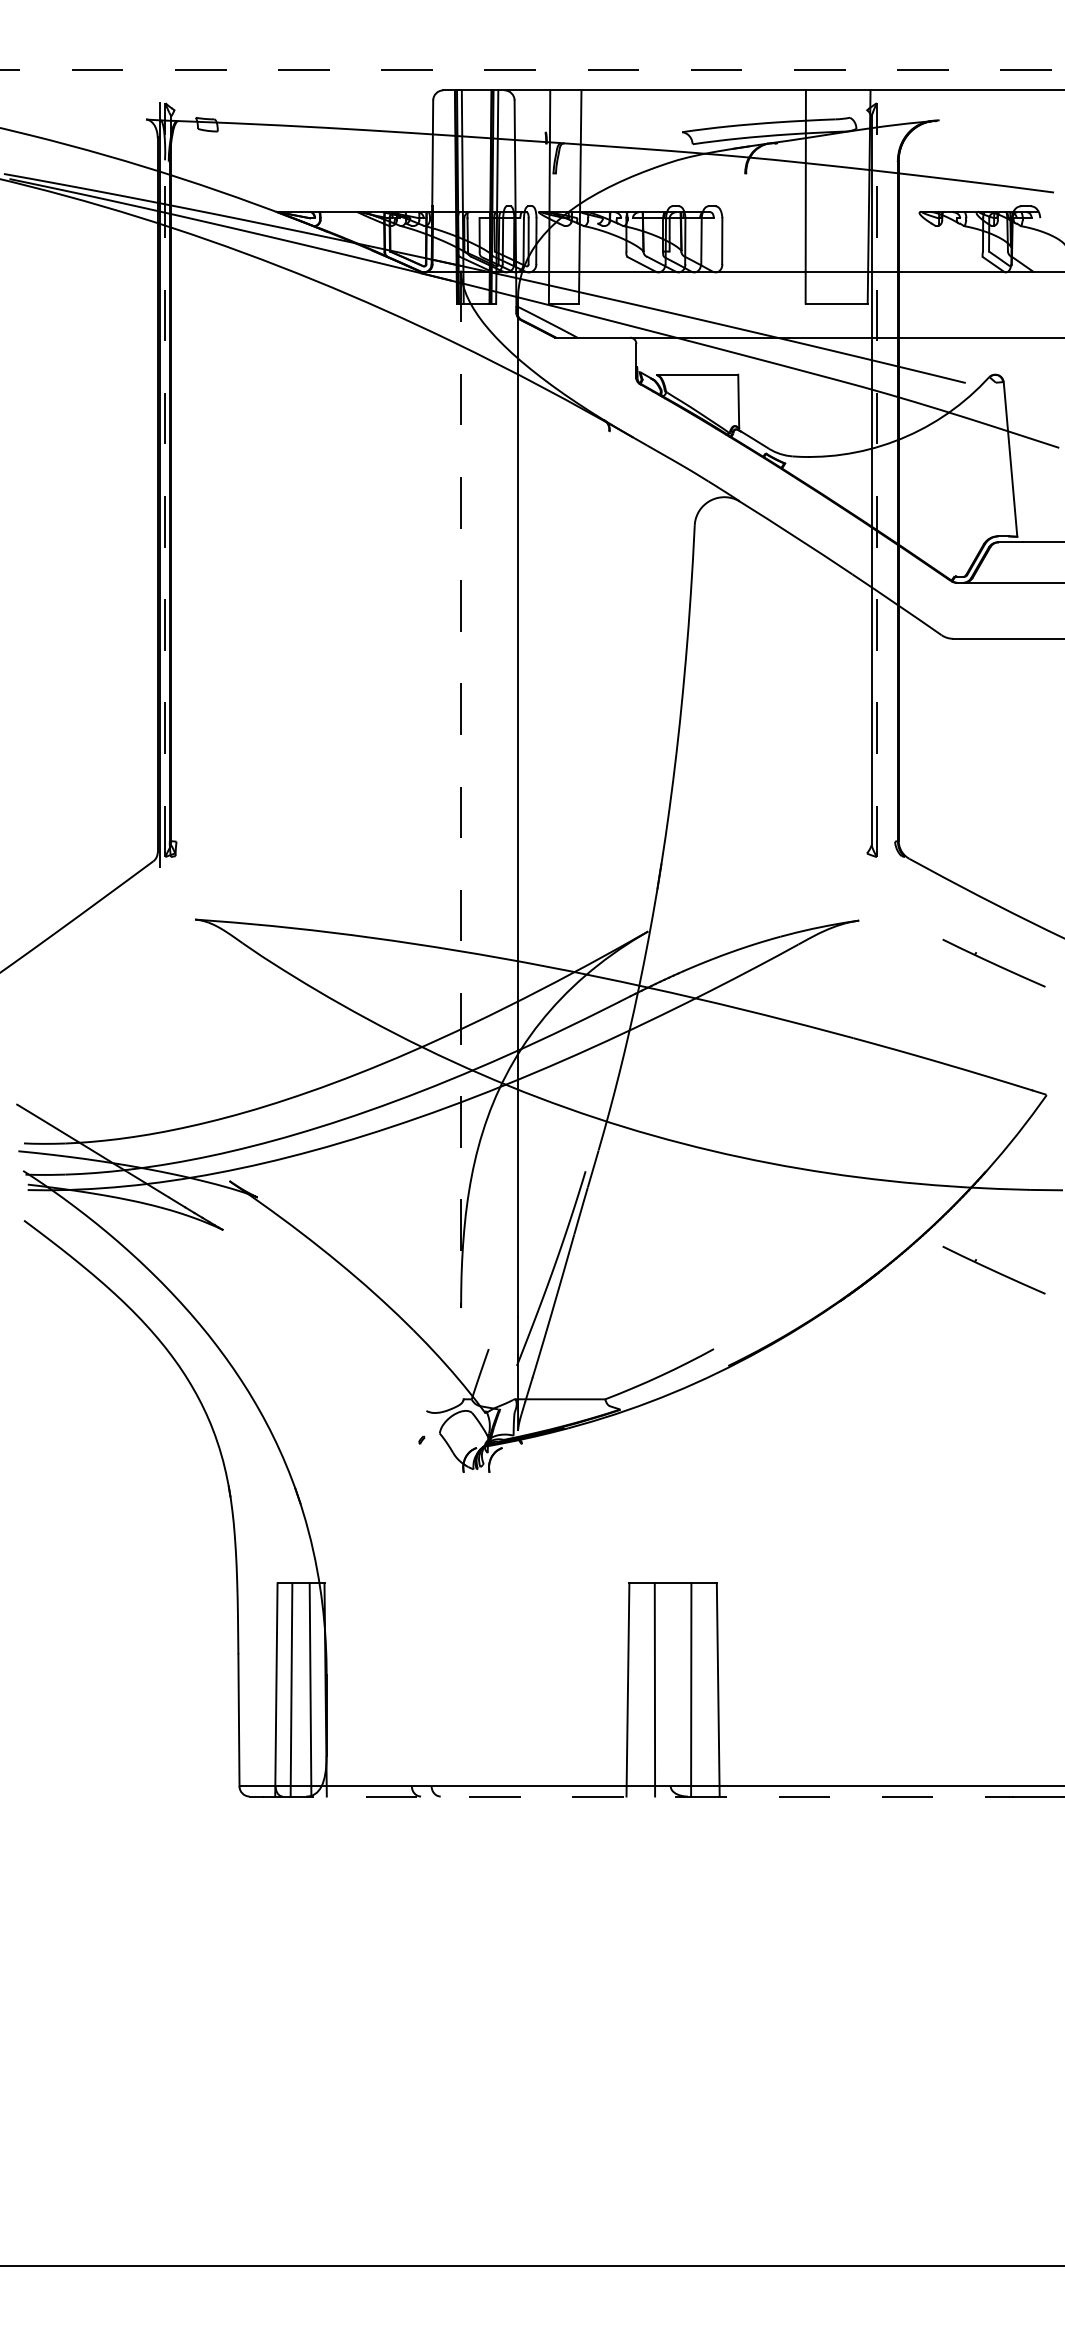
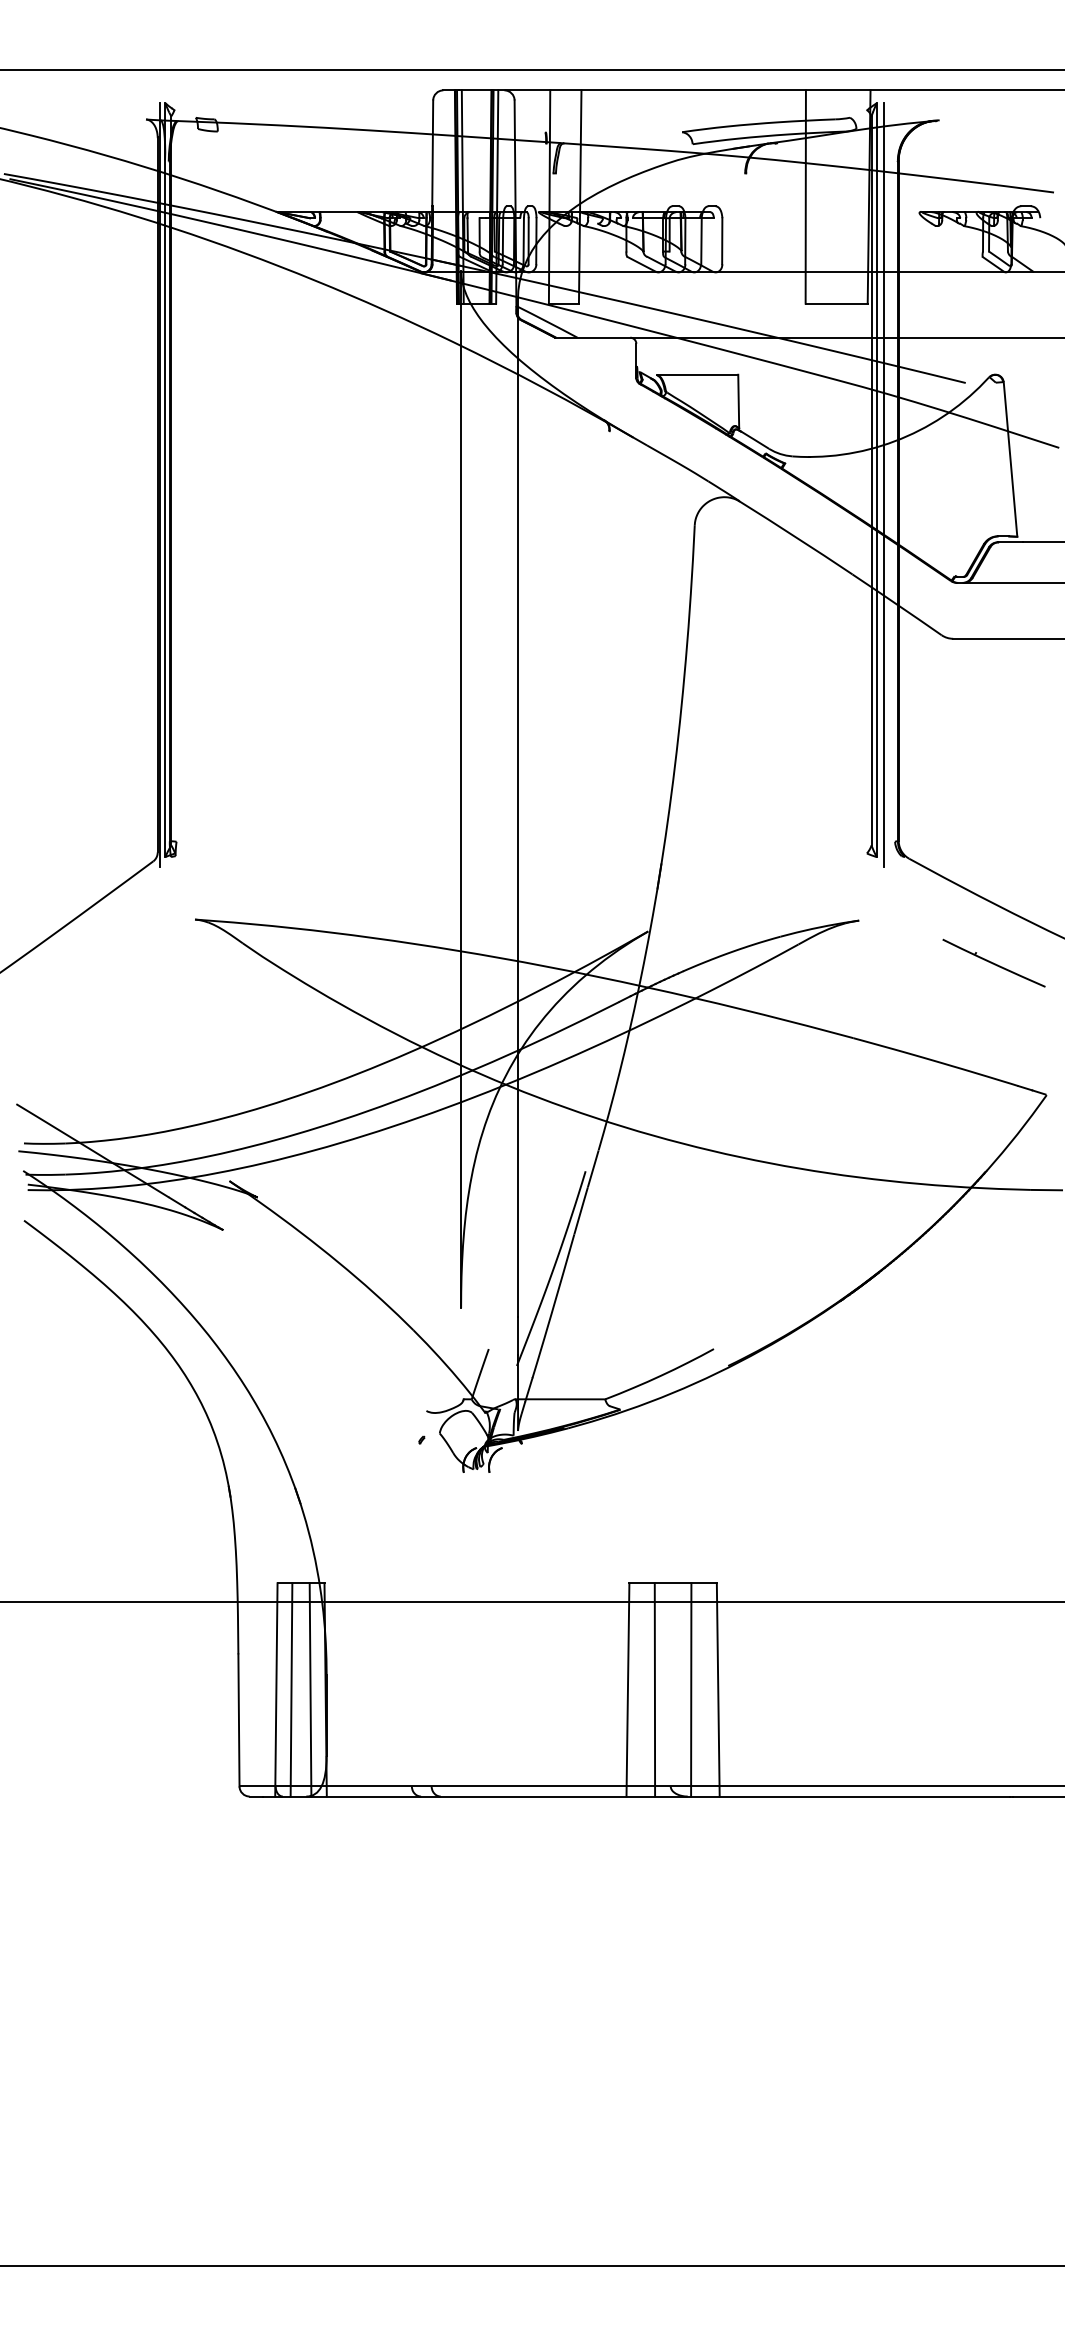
line: dashed -> solid (532, 70)
line: dashed -> solid (165, 480)
line: dashed -> solid (876, 480)
line: none -> present (883, 485)
line: dashed -> solid (461, 789)
part: present -> none (993, 1269)
line: none -> present (531, 1601)
line: dashed -> solid (636, 1796)
